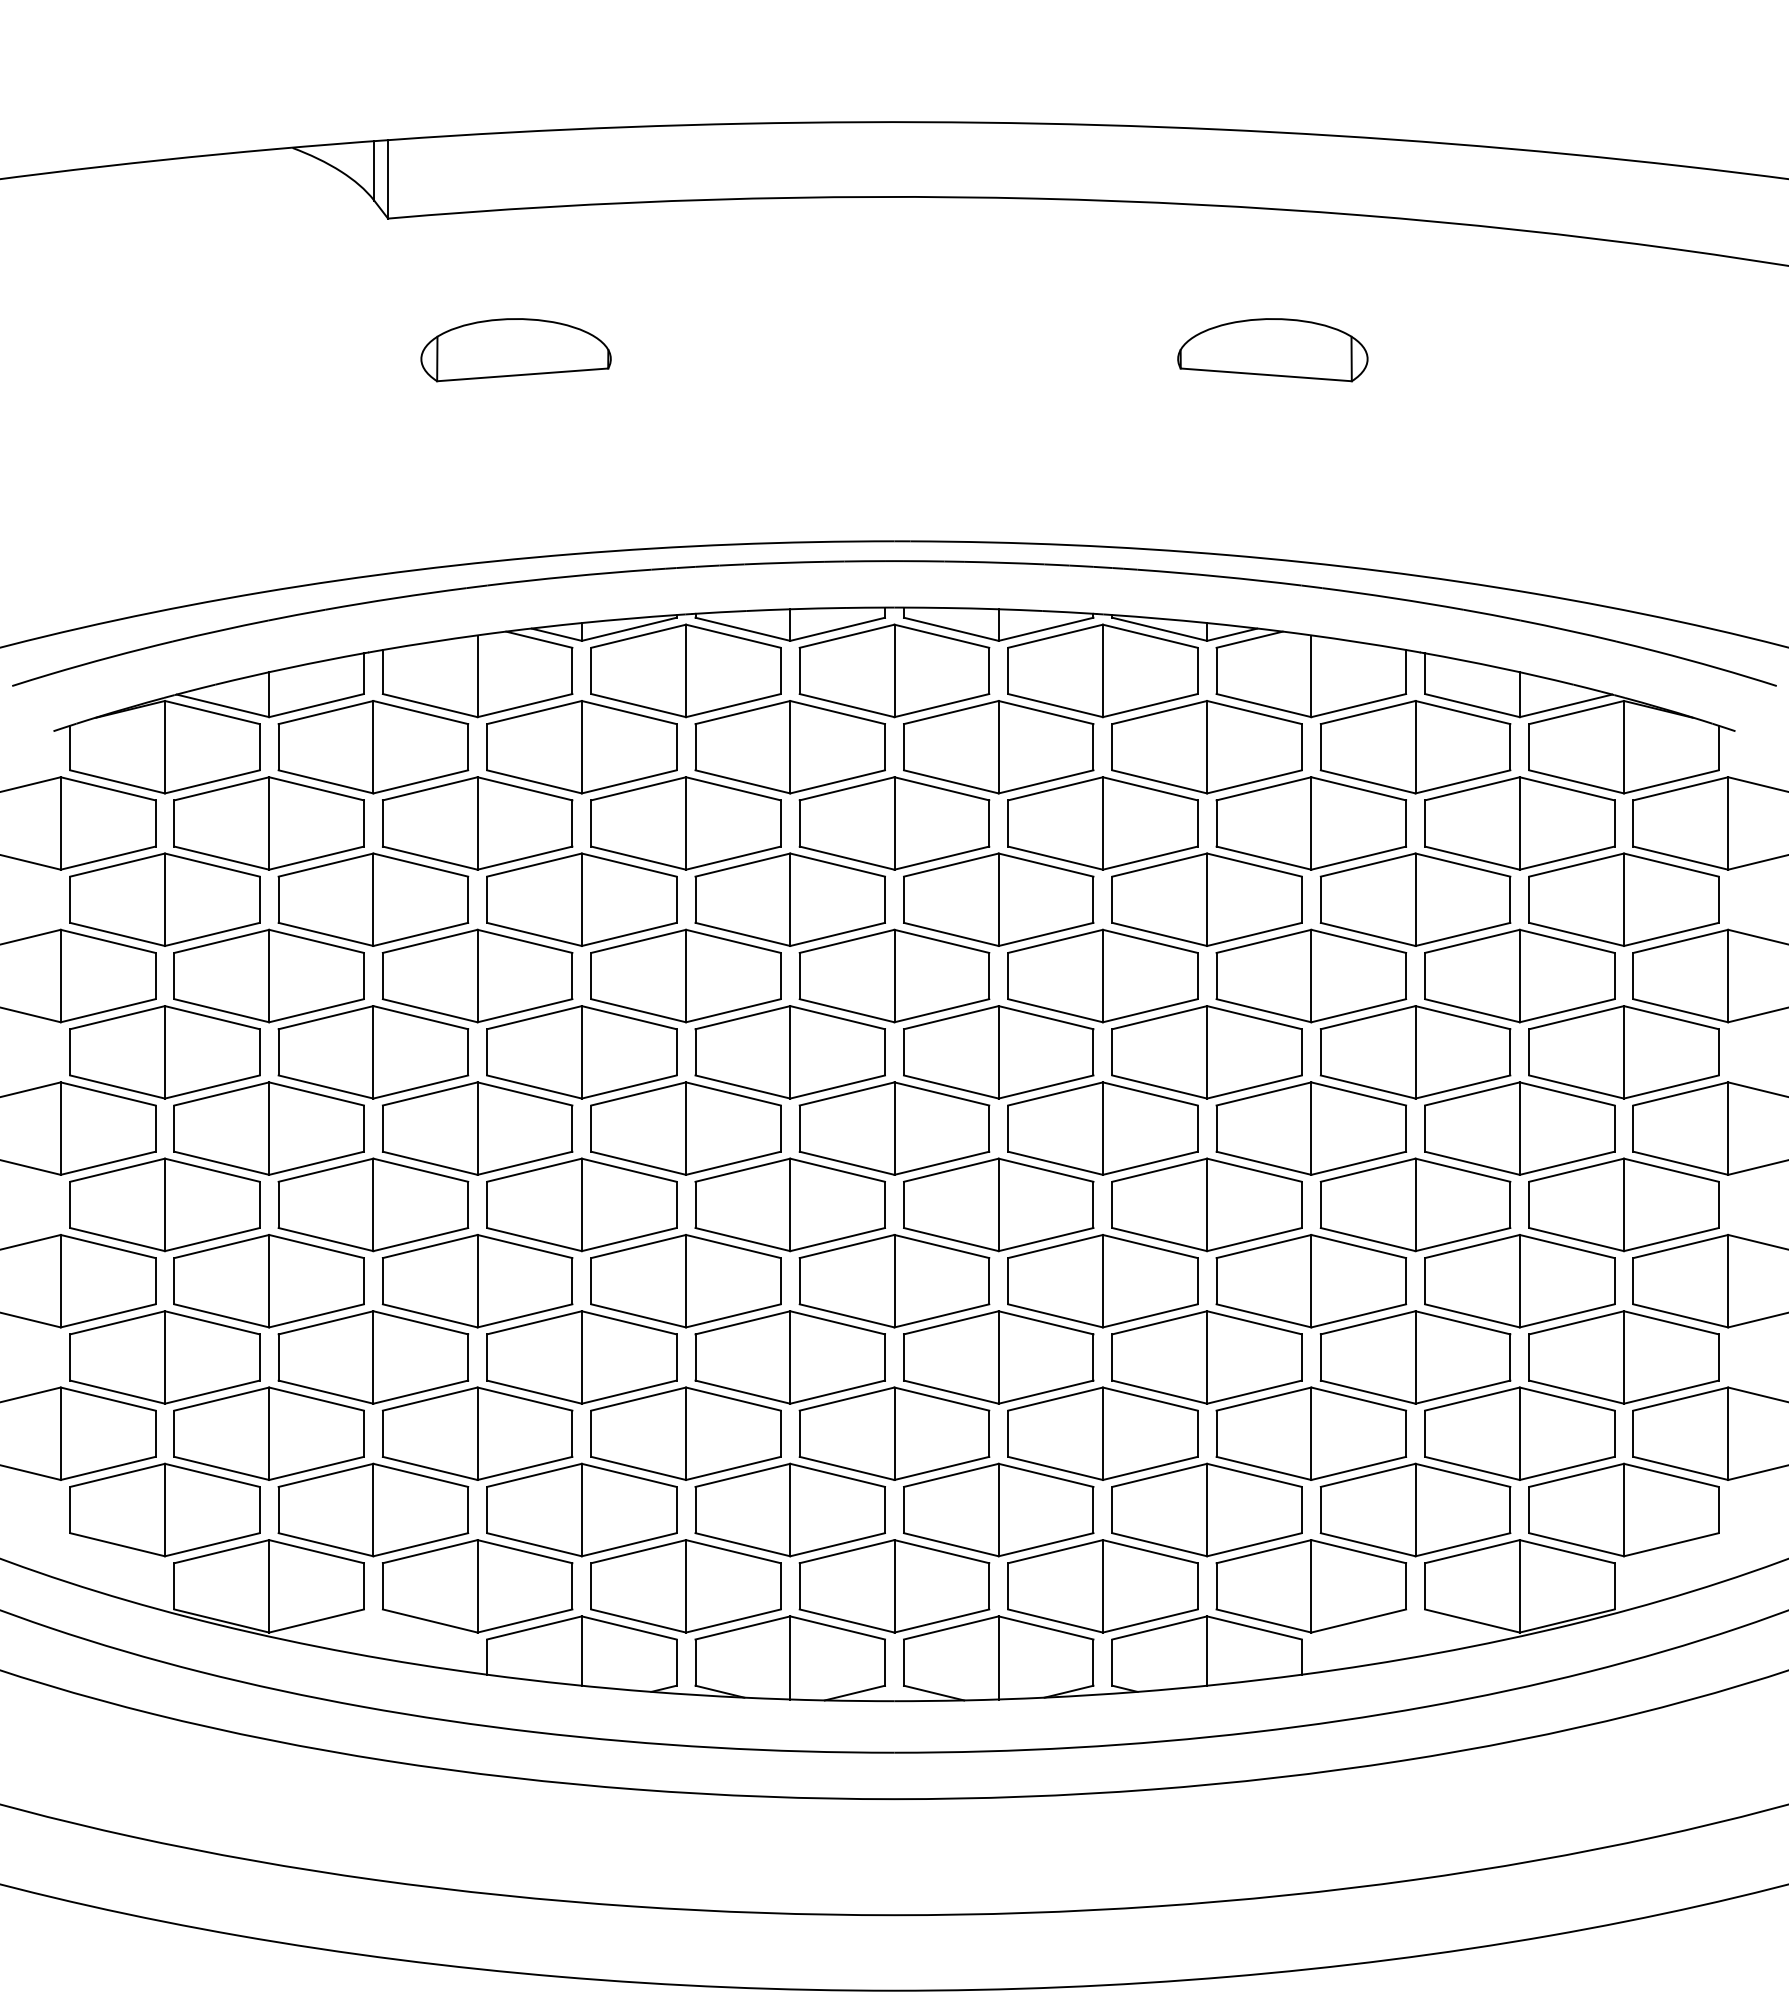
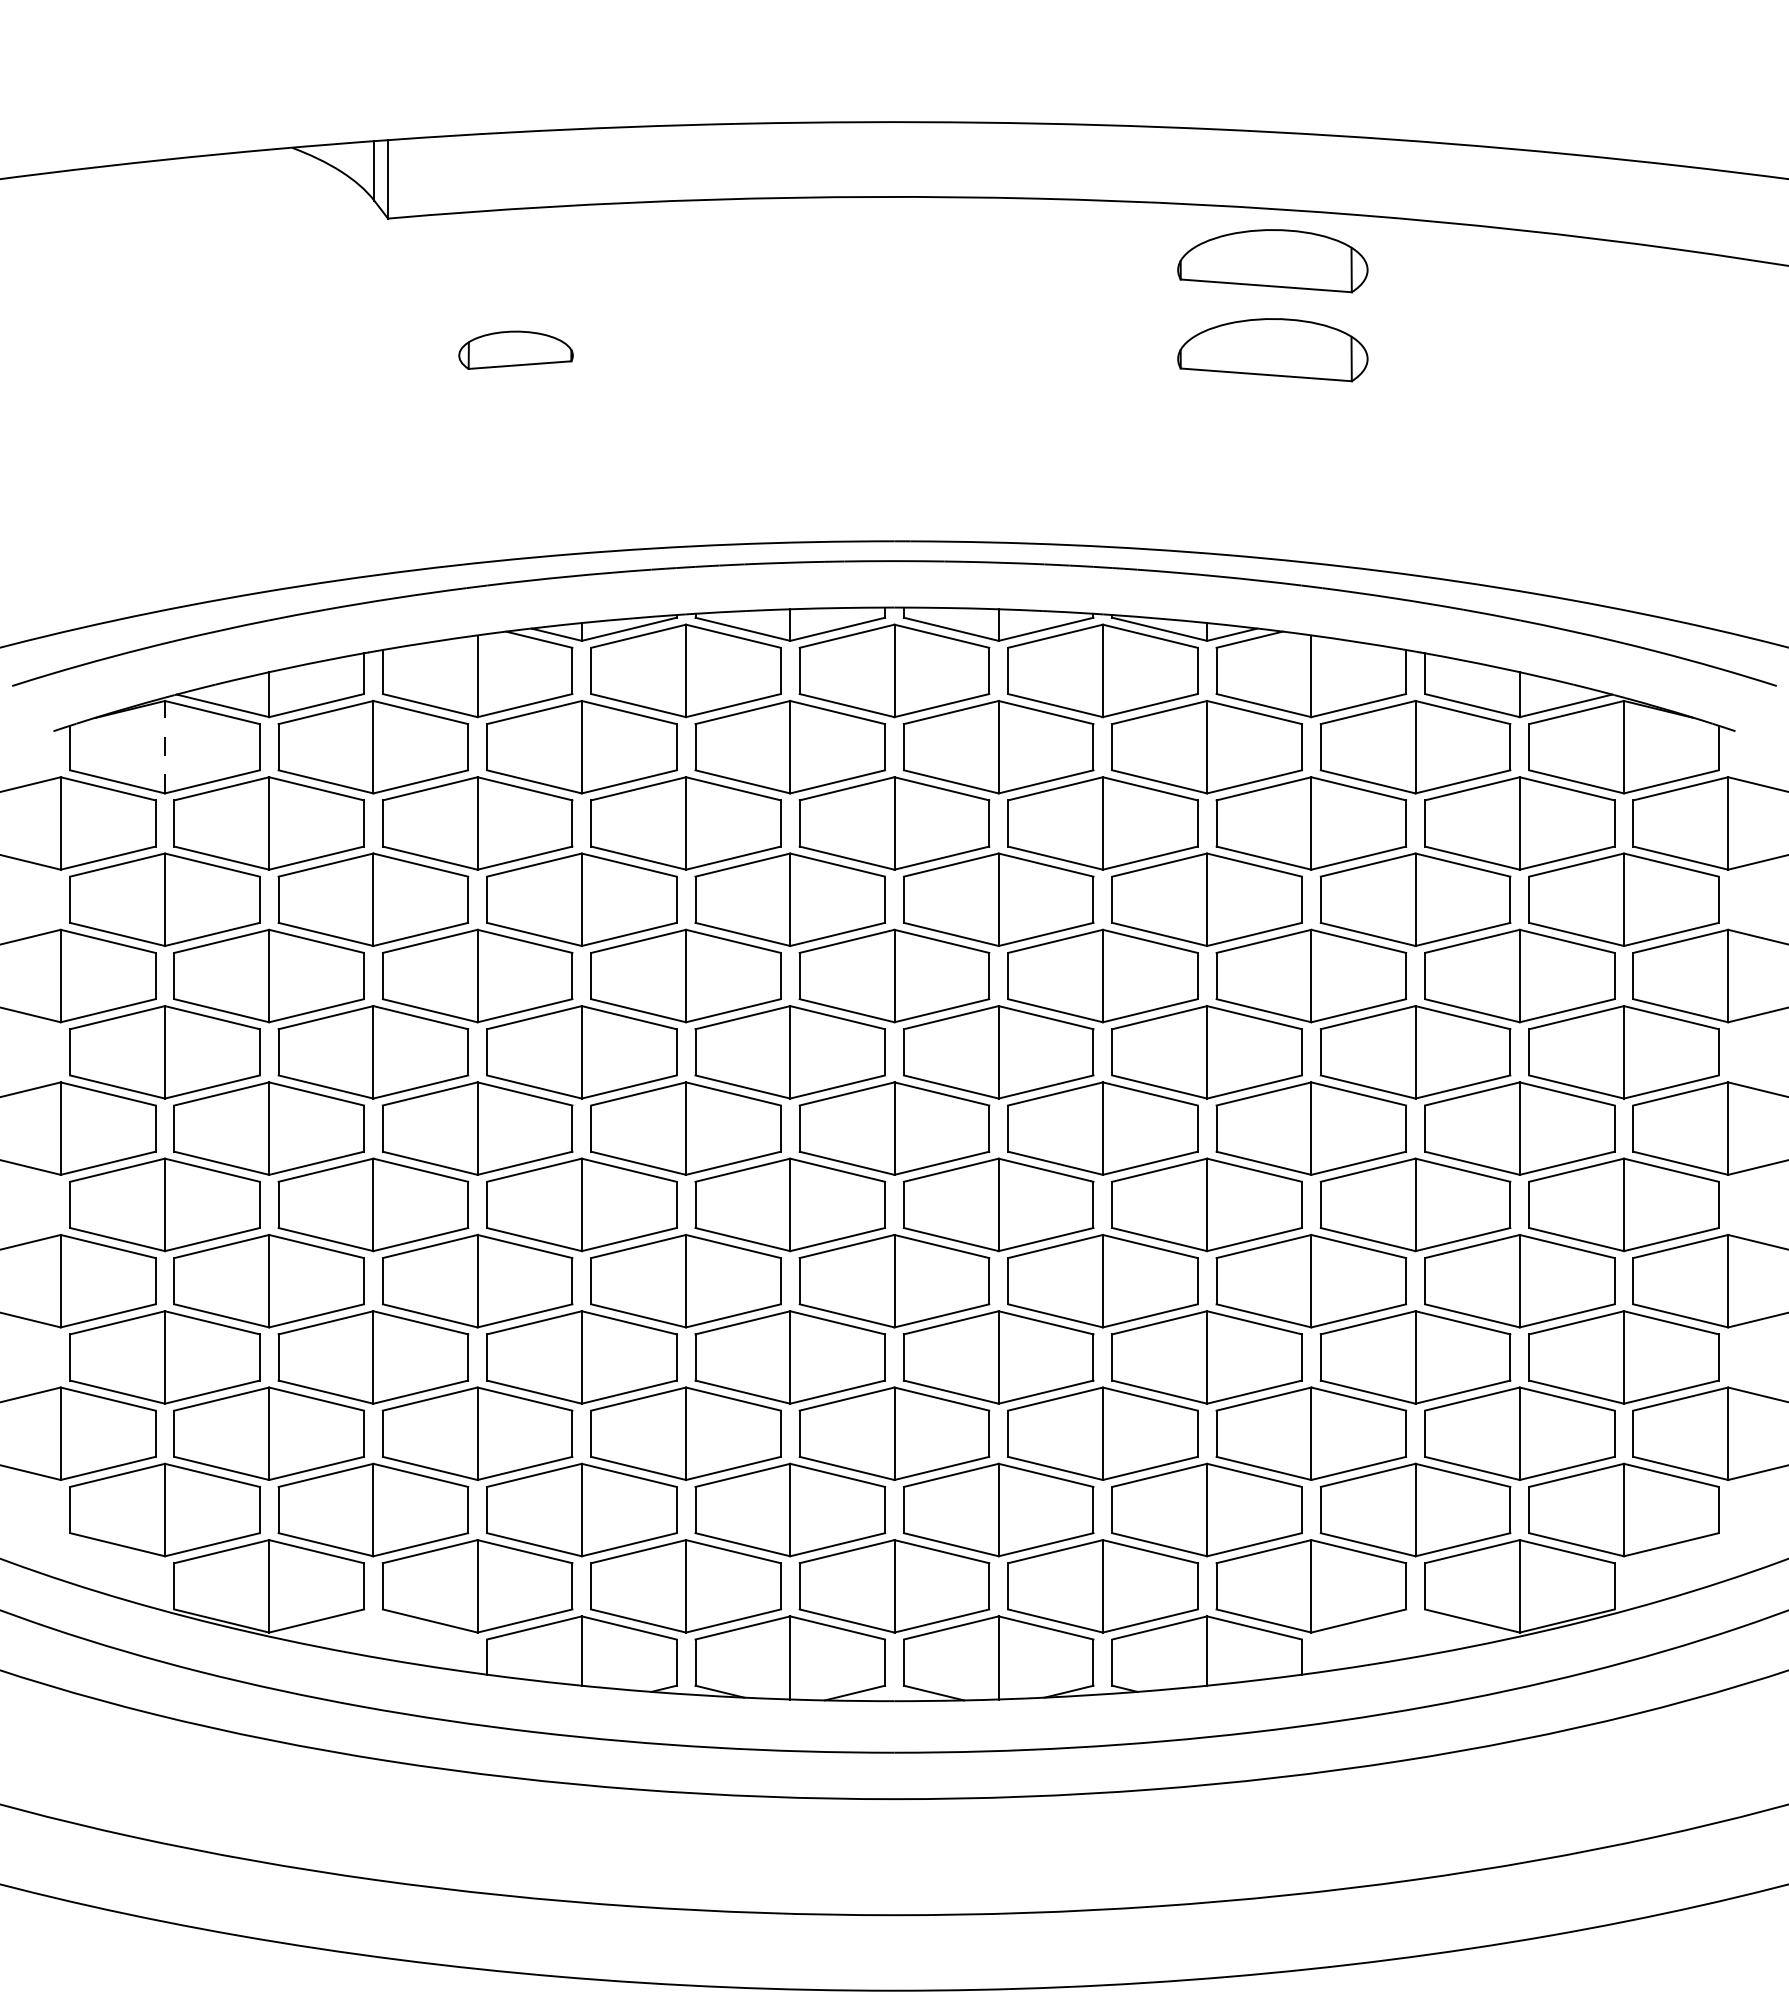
part: none -> present (1272, 261)
part size: 192x65 px -> 116x40 px (515, 349)
line: solid -> dashed (164, 746)
